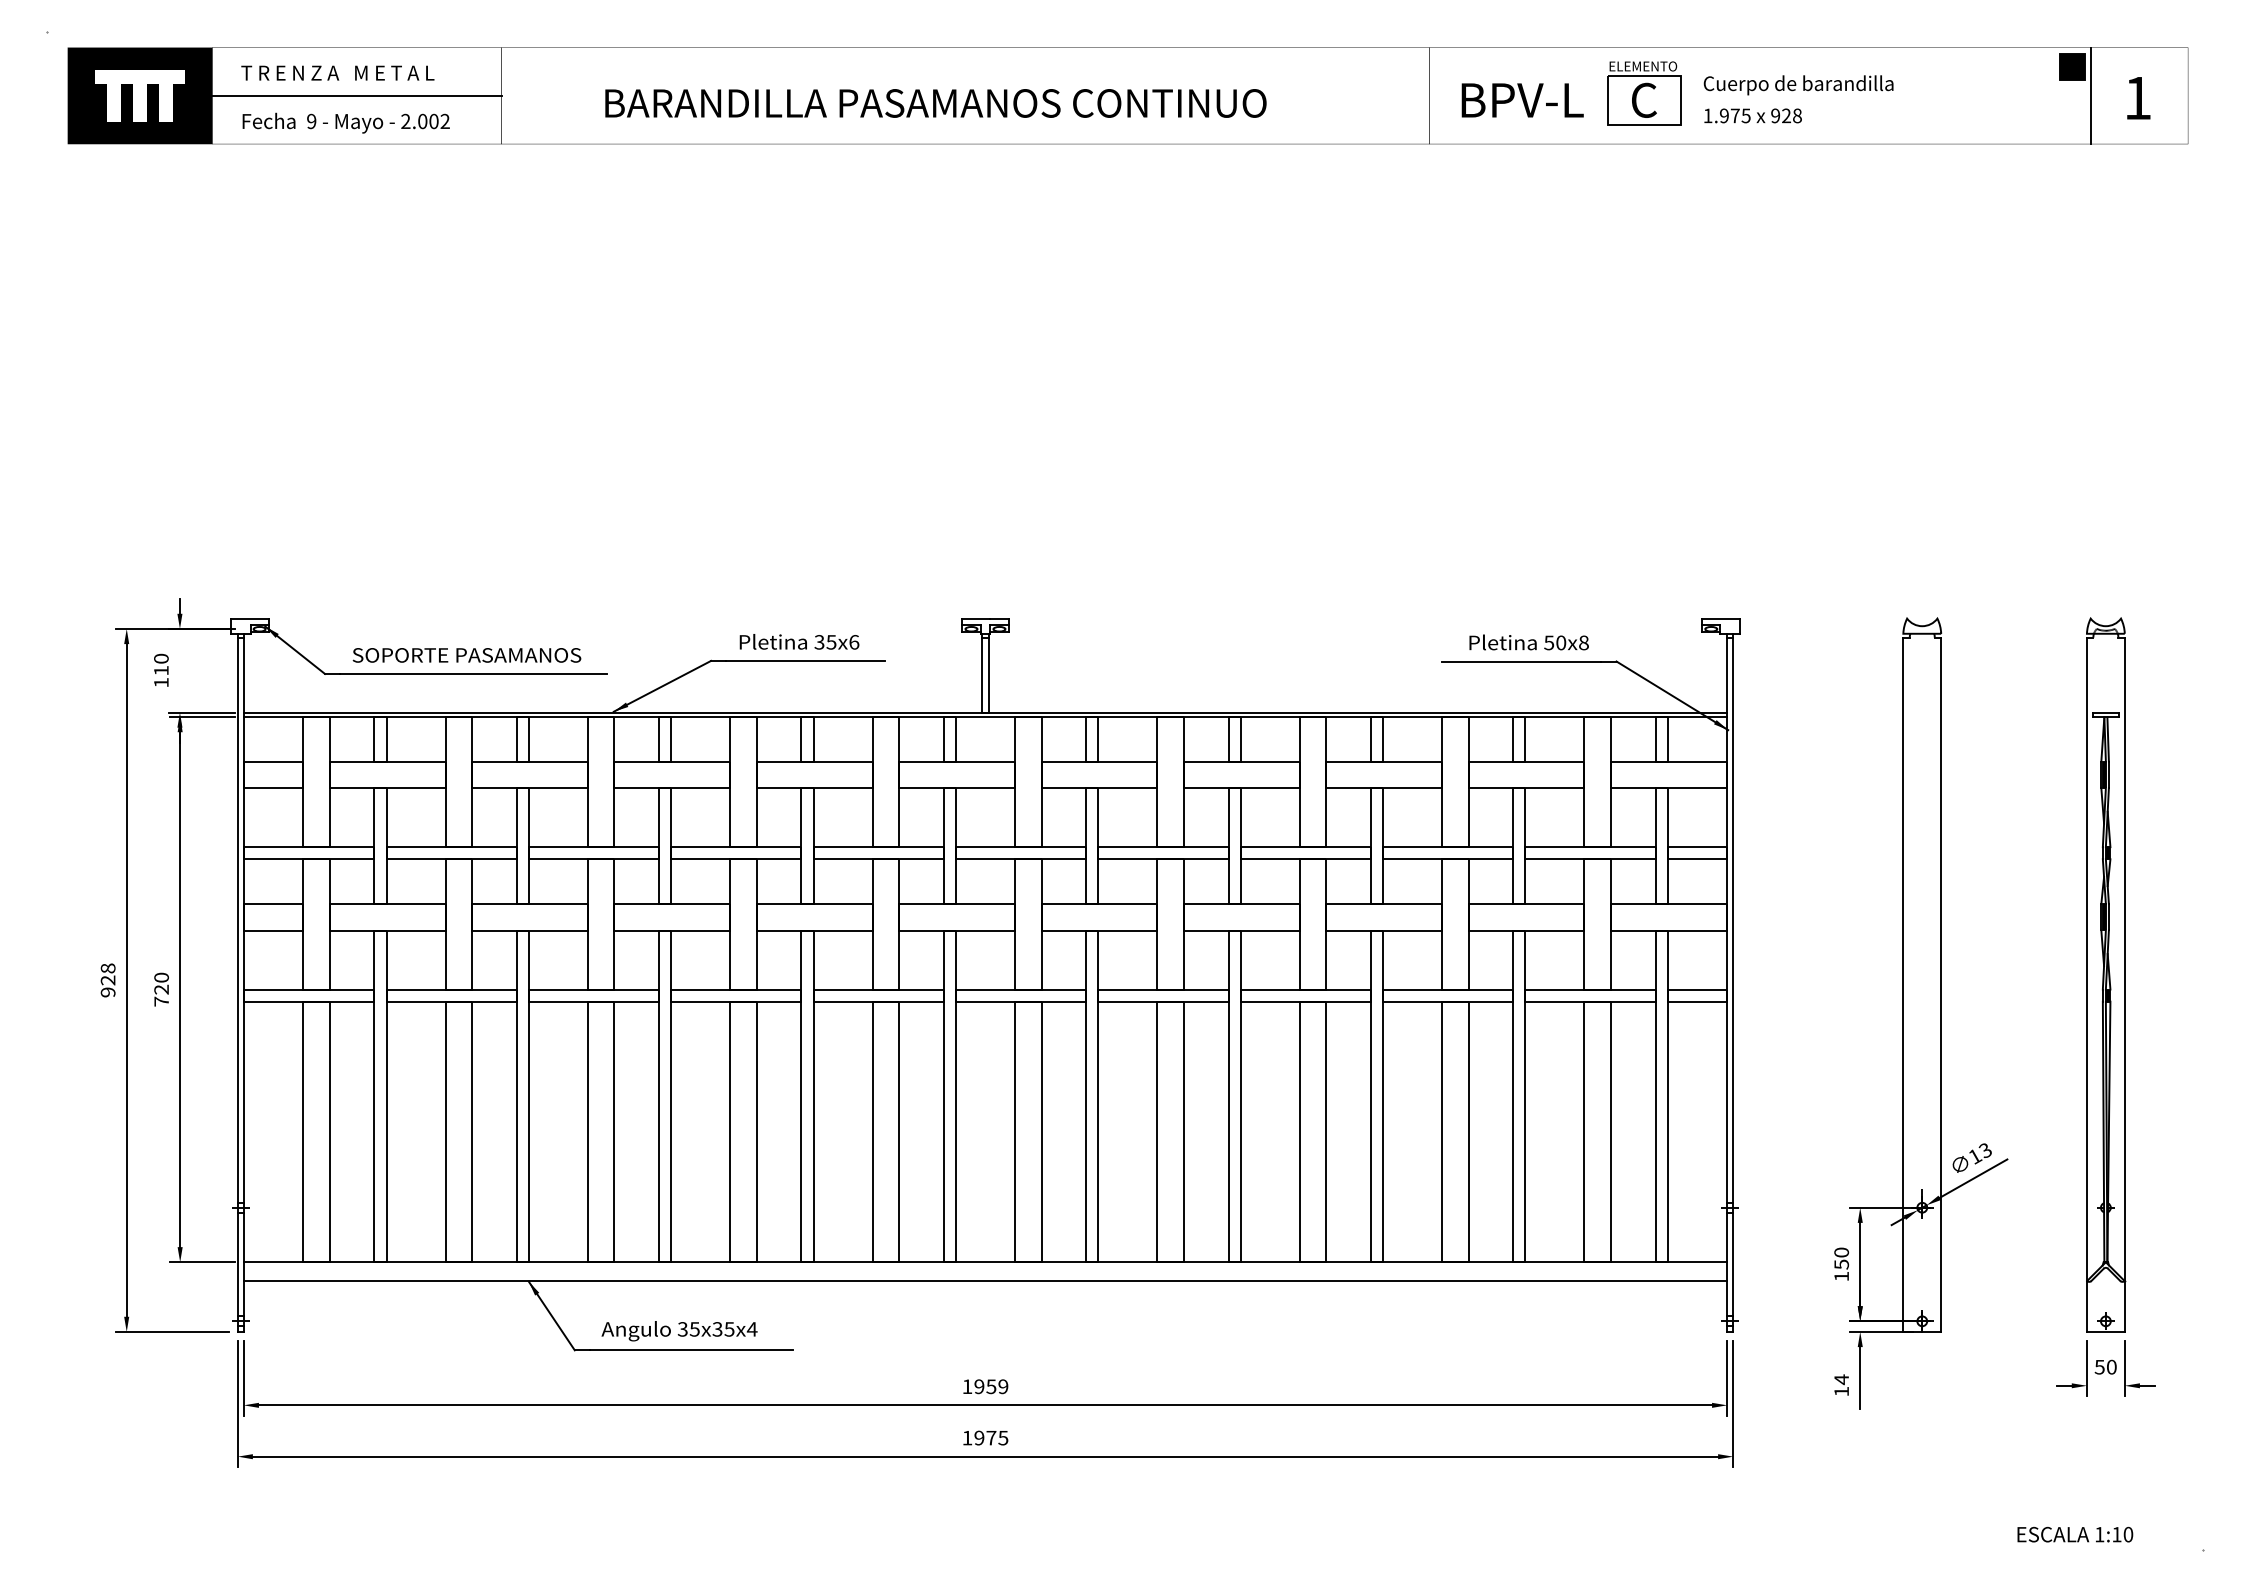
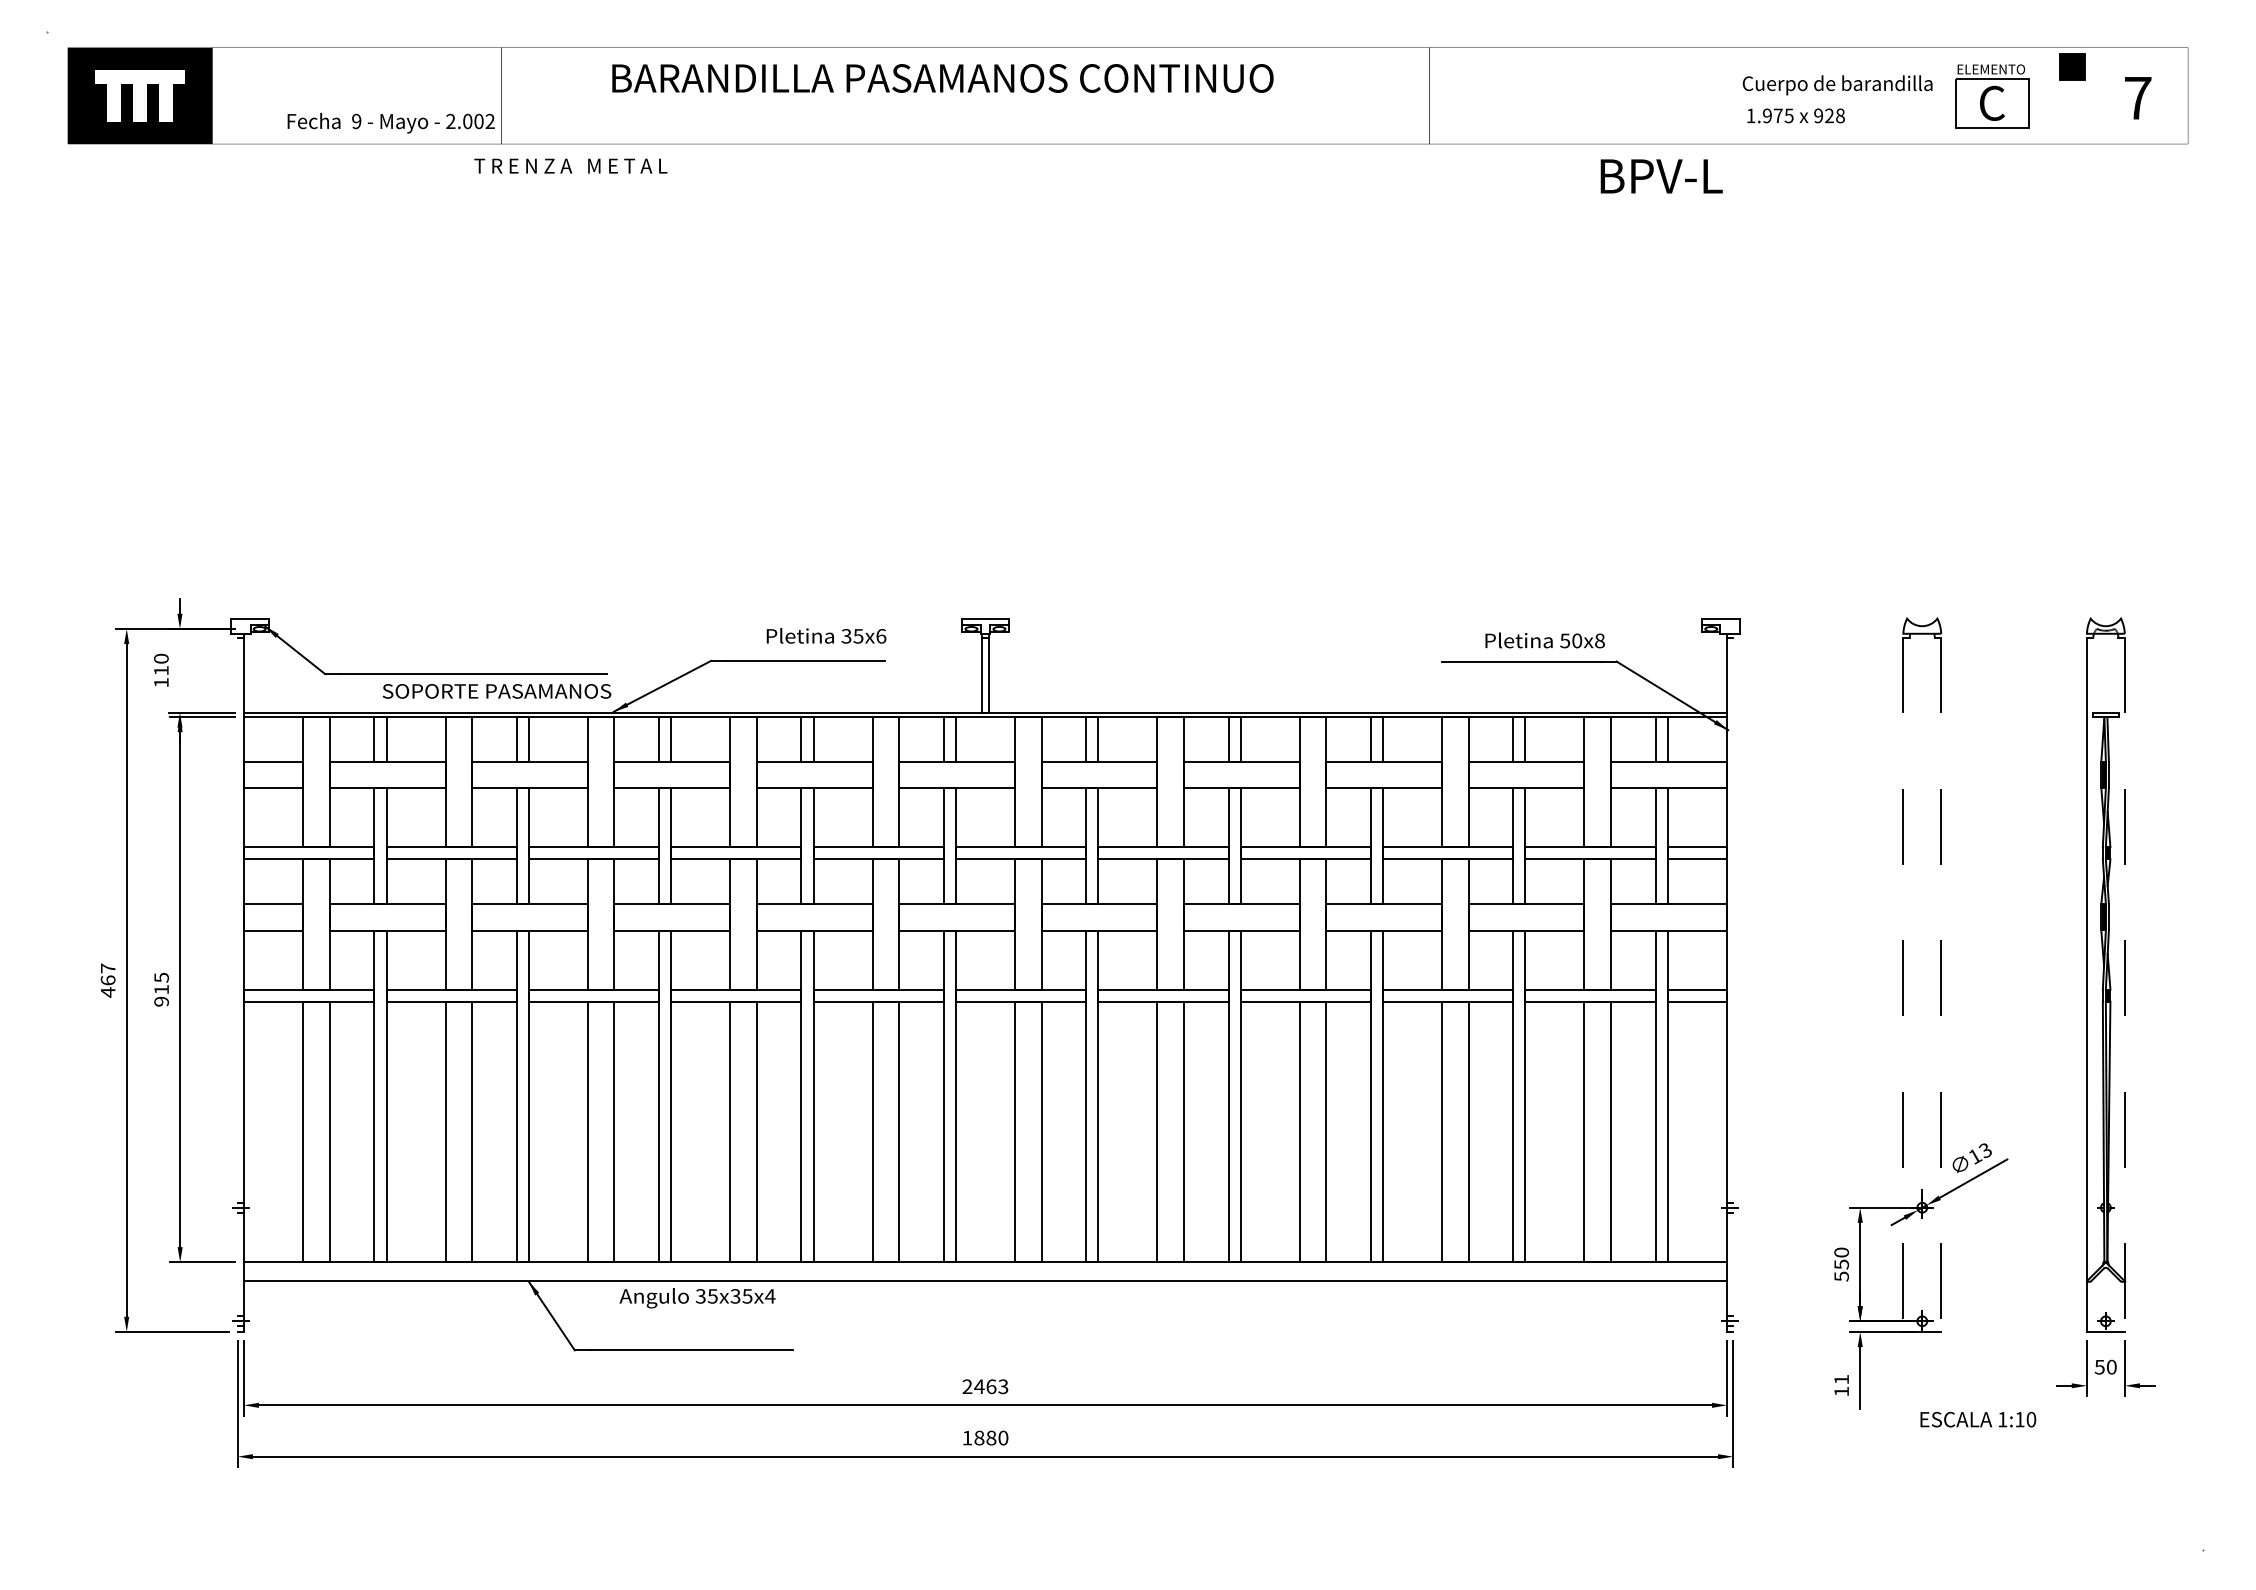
text position: (337, 72) -> (570, 165) (570, 165)
text position: (1798, 85) -> (1837, 85) (1837, 85)
part position: (1644, 93) -> (1992, 96) (1992, 96)
line: present -> none (356, 95)
line: present -> none (2091, 95)
text: 1 -> 7 (2138, 98)
text position: (1522, 100) -> (1661, 176) (1661, 176)
text position: (935, 103) -> (942, 78) (942, 78)
text position: (1752, 115) -> (1795, 115) (1795, 115)
text position: (345, 122) -> (390, 122) (390, 122)
text position: (799, 641) -> (826, 635) (826, 635)
text position: (1528, 642) -> (1544, 640) (1544, 640)
text position: (466, 655) -> (496, 691) (496, 691)
text: 928 -> 467 (107, 980)
line: present -> none (237, 982)
line: present -> none (1733, 982)
line: solid -> dashed (1903, 985)
line: solid -> dashed (1941, 985)
line: solid -> dashed (2124, 985)
text: 720 -> 915 (161, 989)
text: 150 -> 550 (1841, 1276)
text position: (679, 1331) -> (697, 1298) (697, 1298)
text: 14 -> 11 (1841, 1379)
text: 1959 -> 2463 (985, 1386)
text: 1975 -> 1880 (991, 1437)
text position: (2075, 1534) -> (1978, 1419) (1978, 1419)
